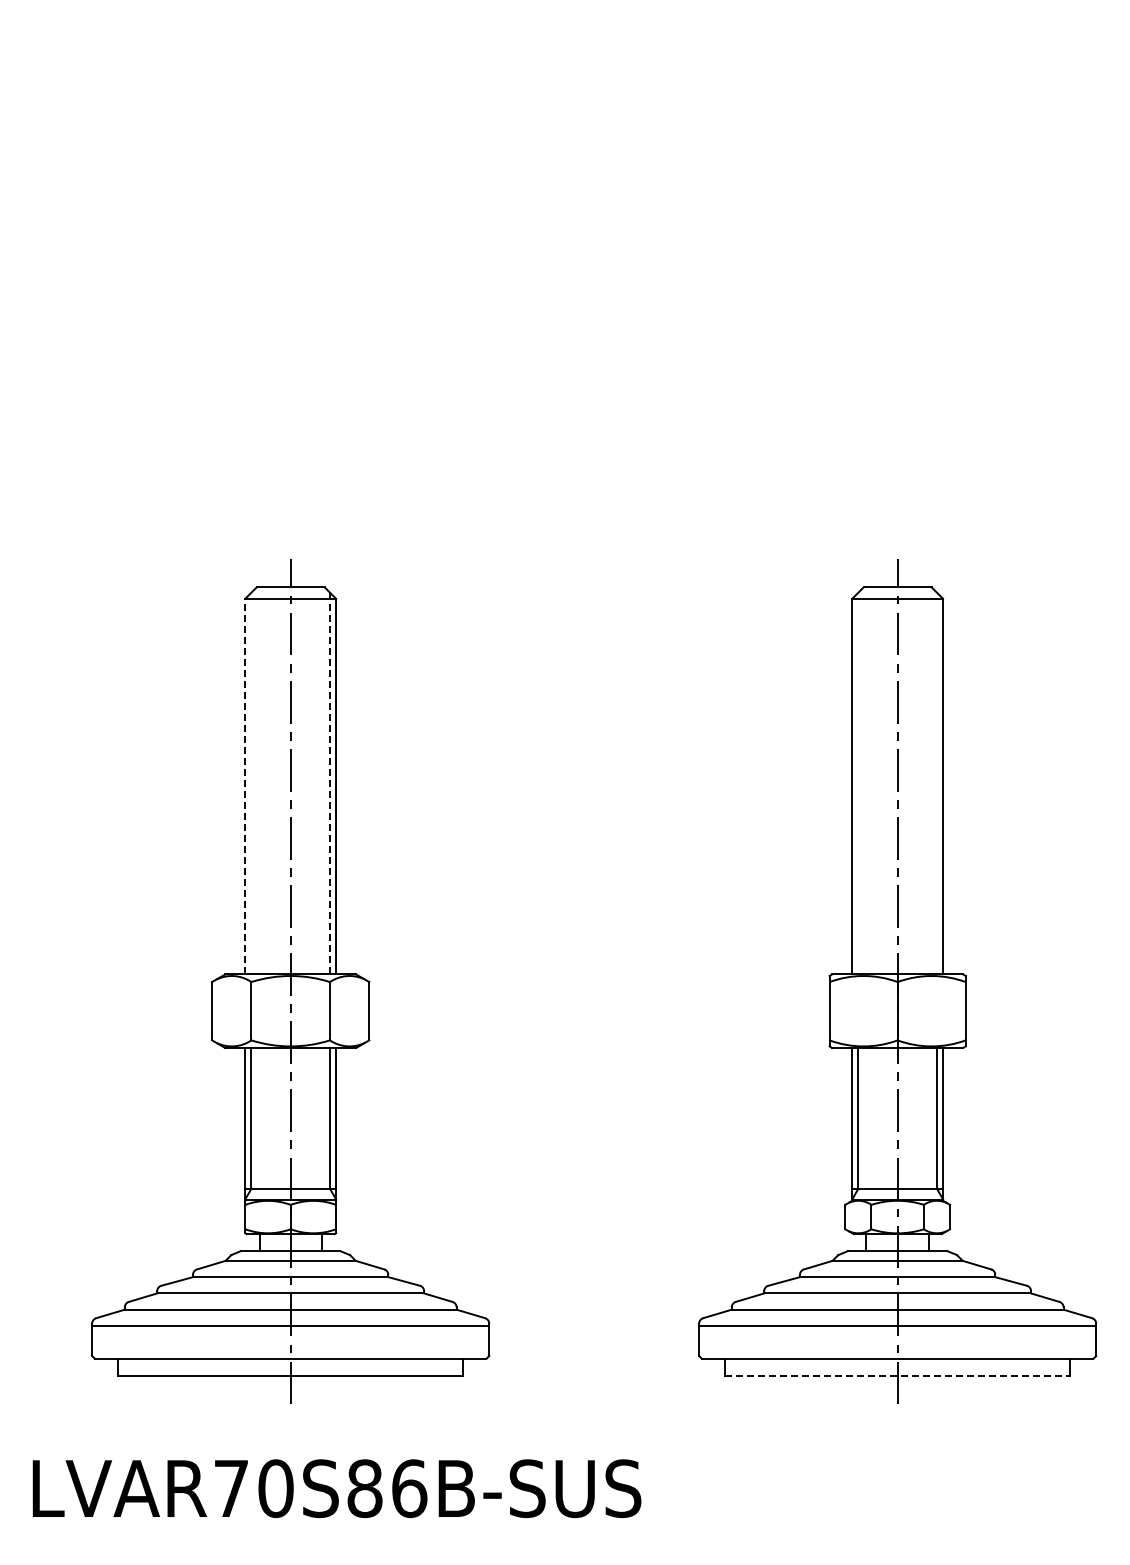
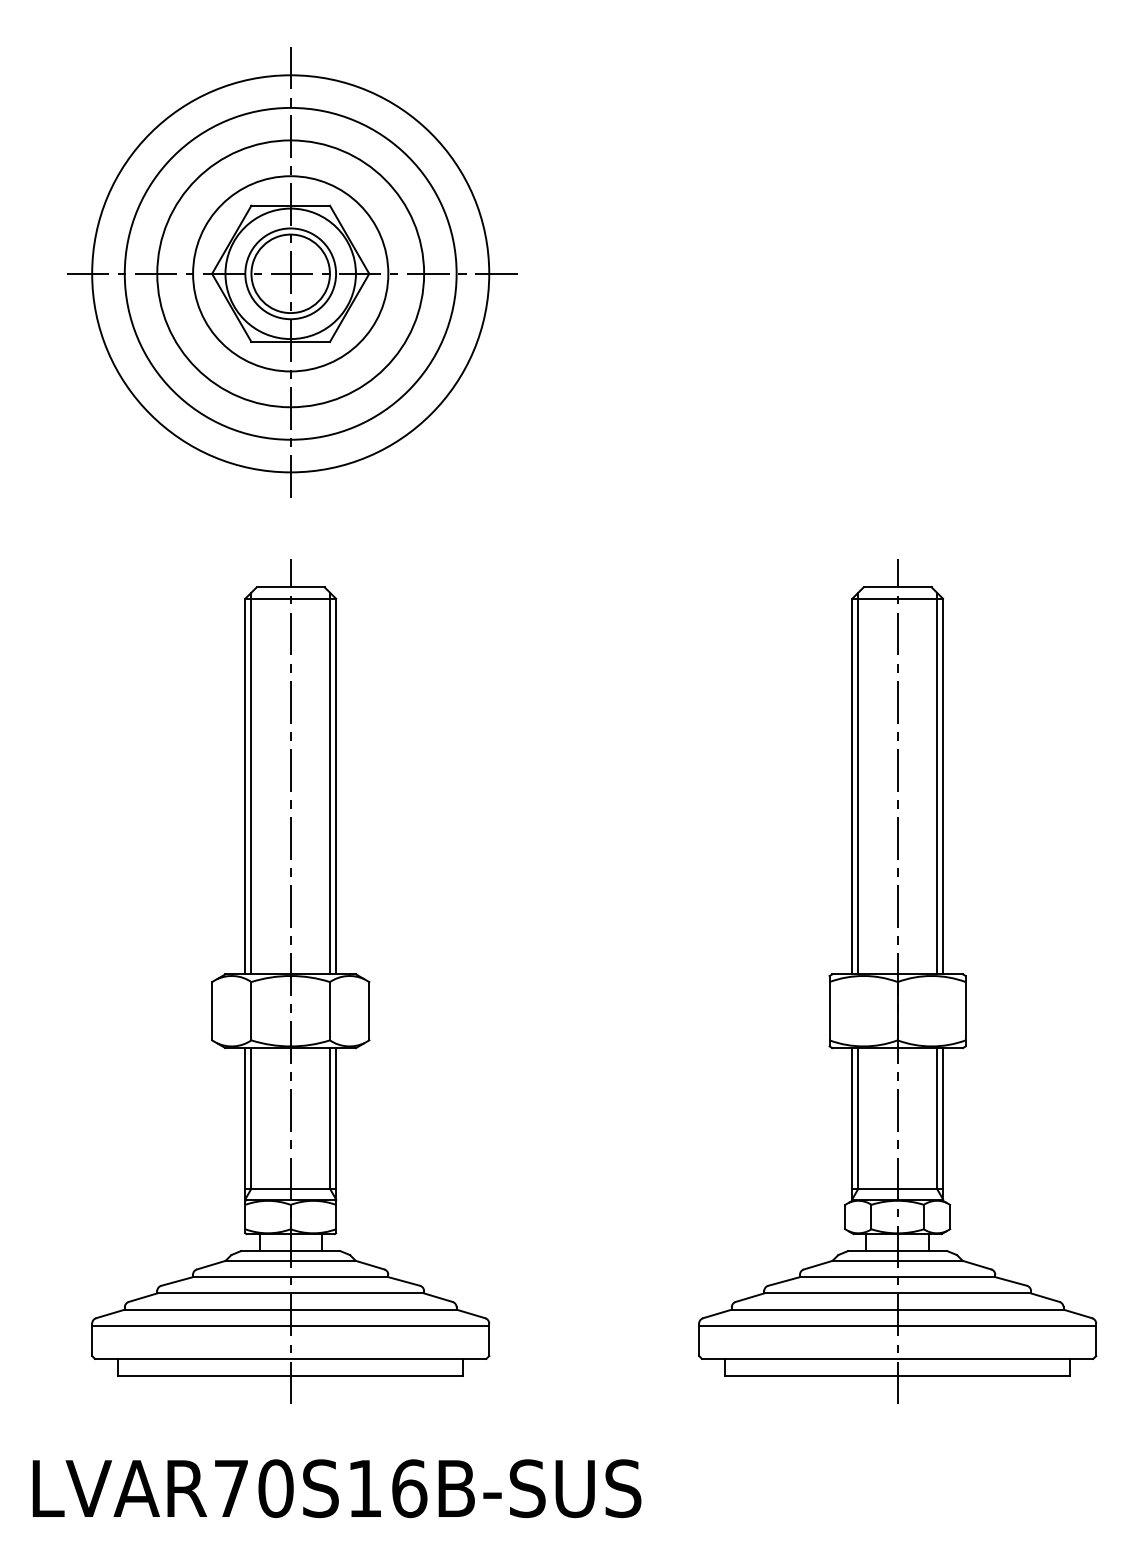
part: none -> present (292, 272)
line: none -> present (251, 783)
line: dashed -> solid (329, 783)
line: none -> present (858, 783)
line: none -> present (936, 783)
line: dashed -> solid (245, 786)
line: dashed -> solid (897, 1375)
text: LVAR70S86B-SUS -> LVAR70S16B-SUS (364, 1488)
